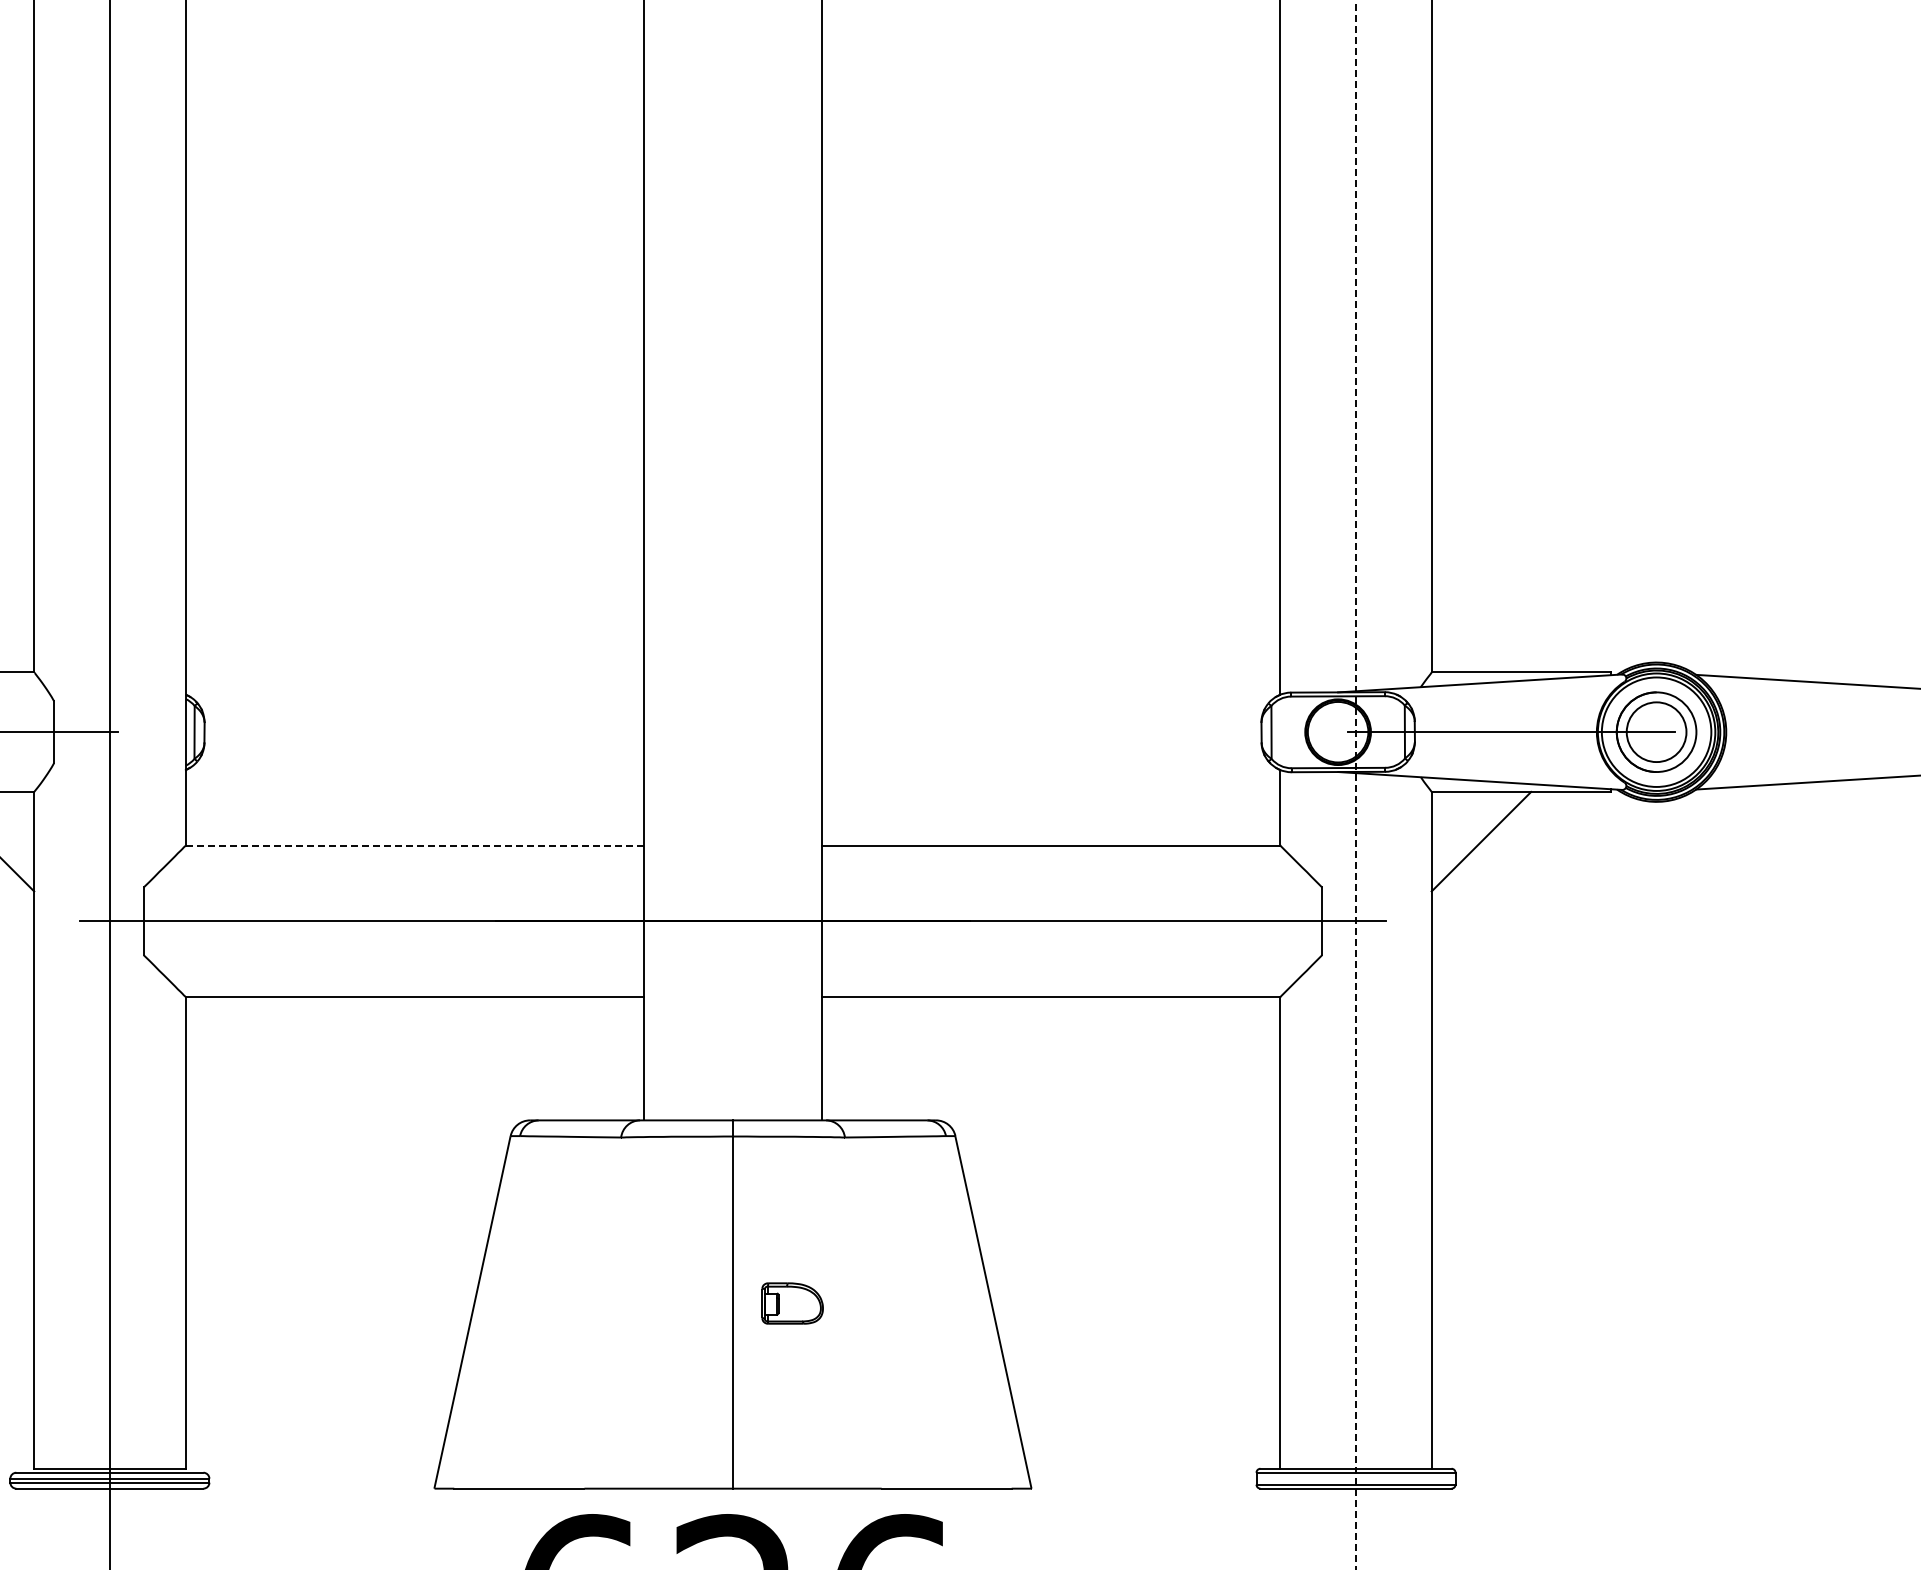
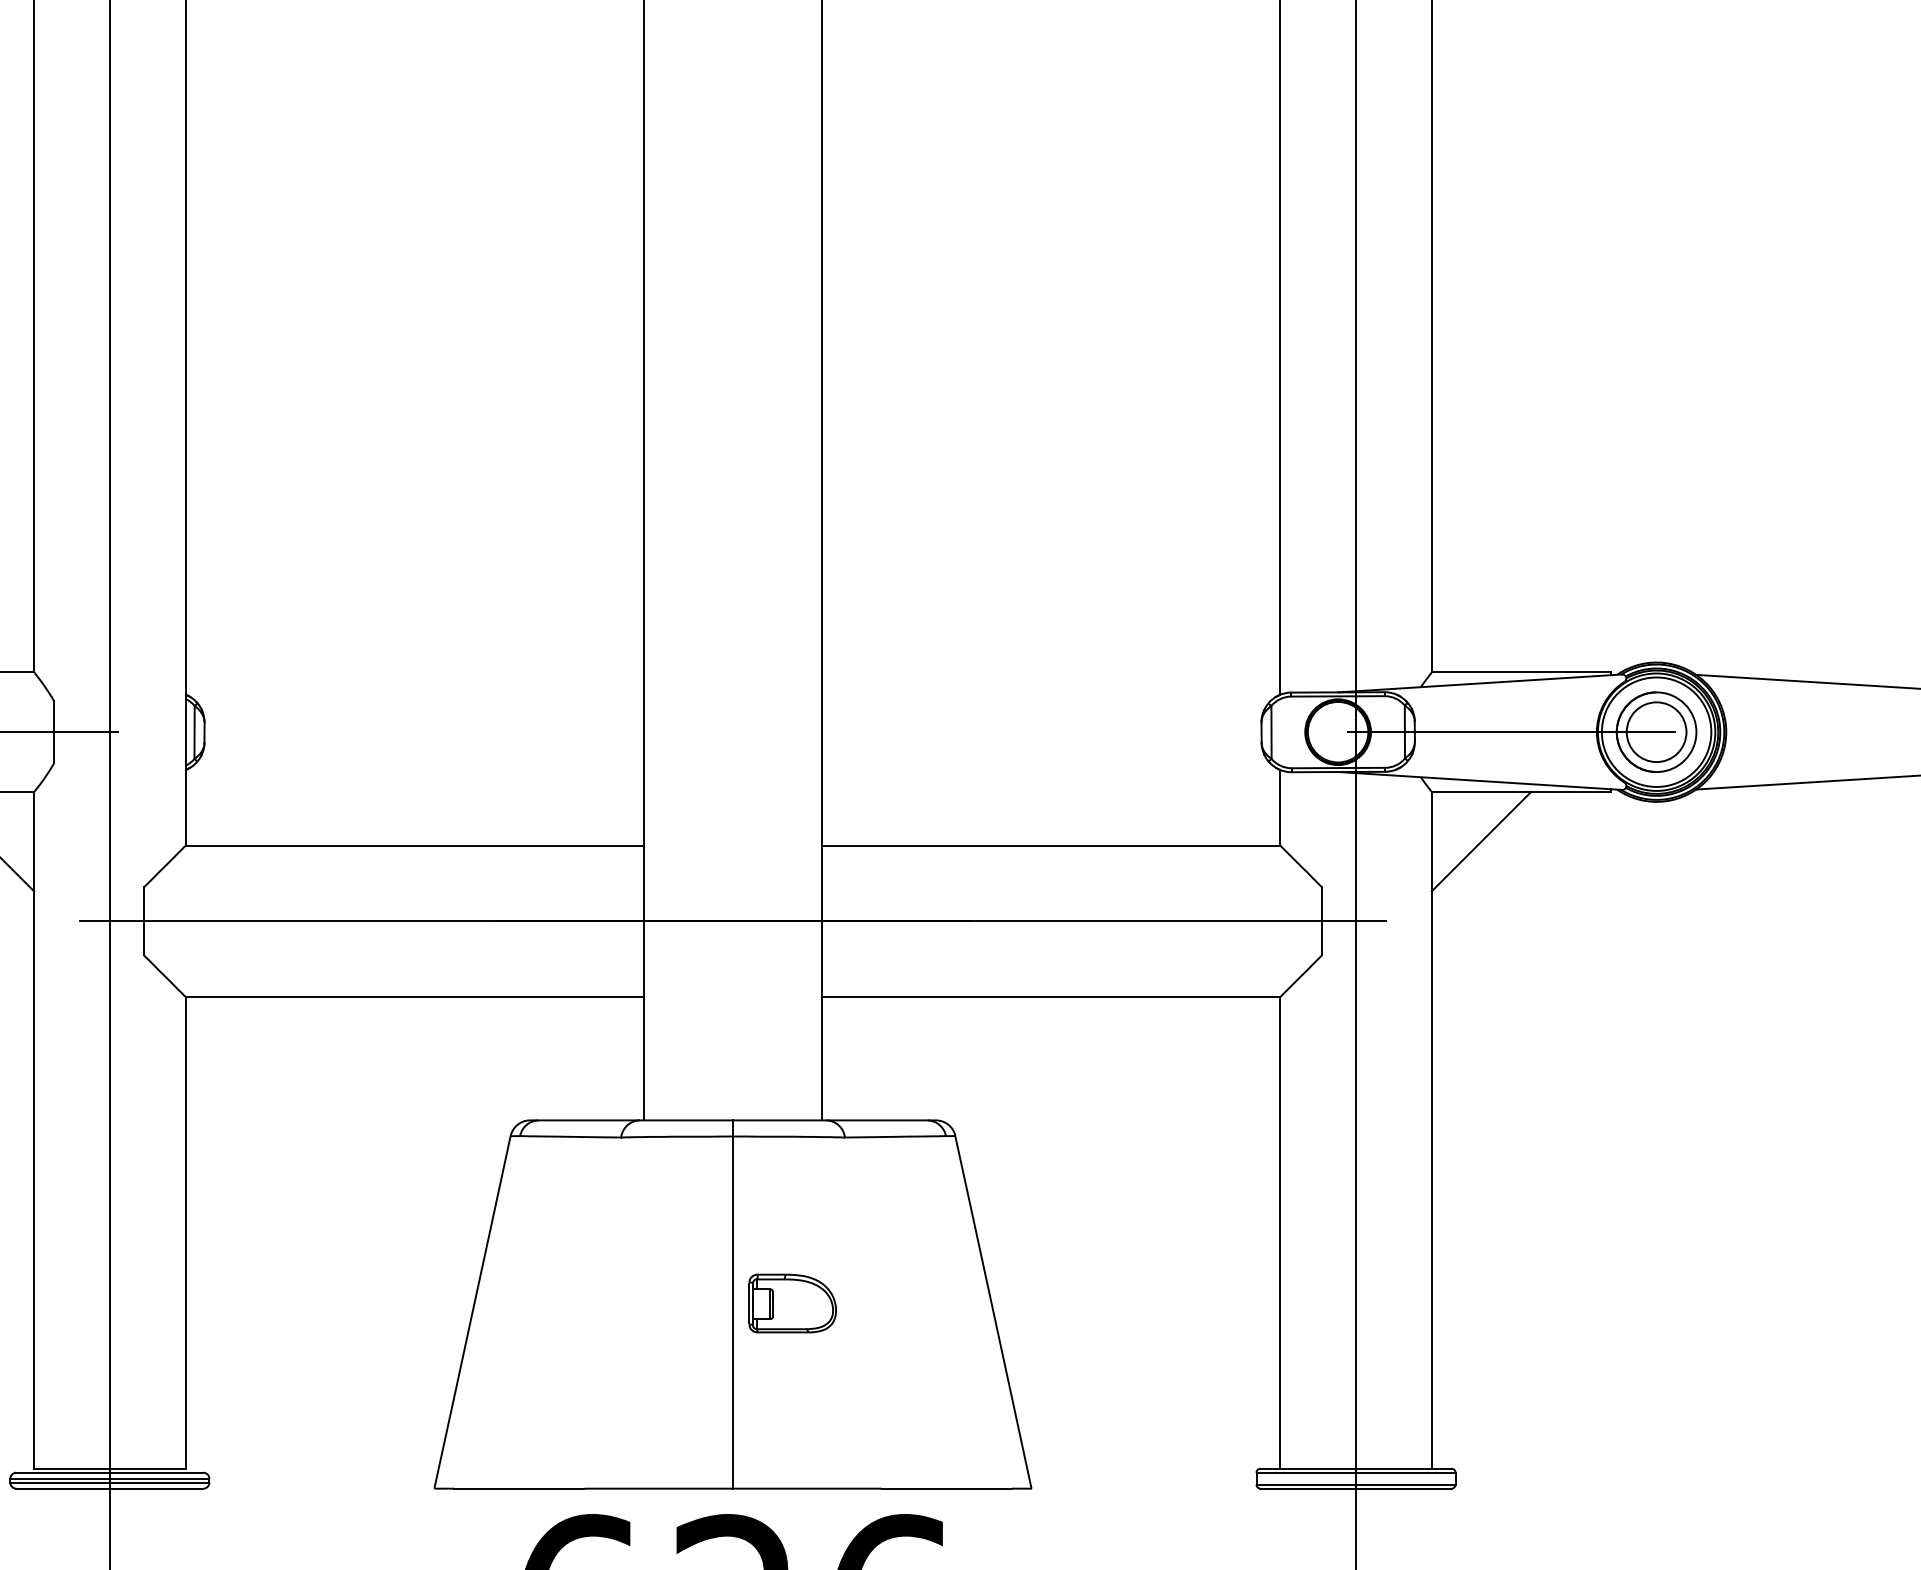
line: dashed -> solid (1356, 785)
line: dashed -> solid (414, 845)
part size: 63x43 px -> 89x61 px (792, 1303)
